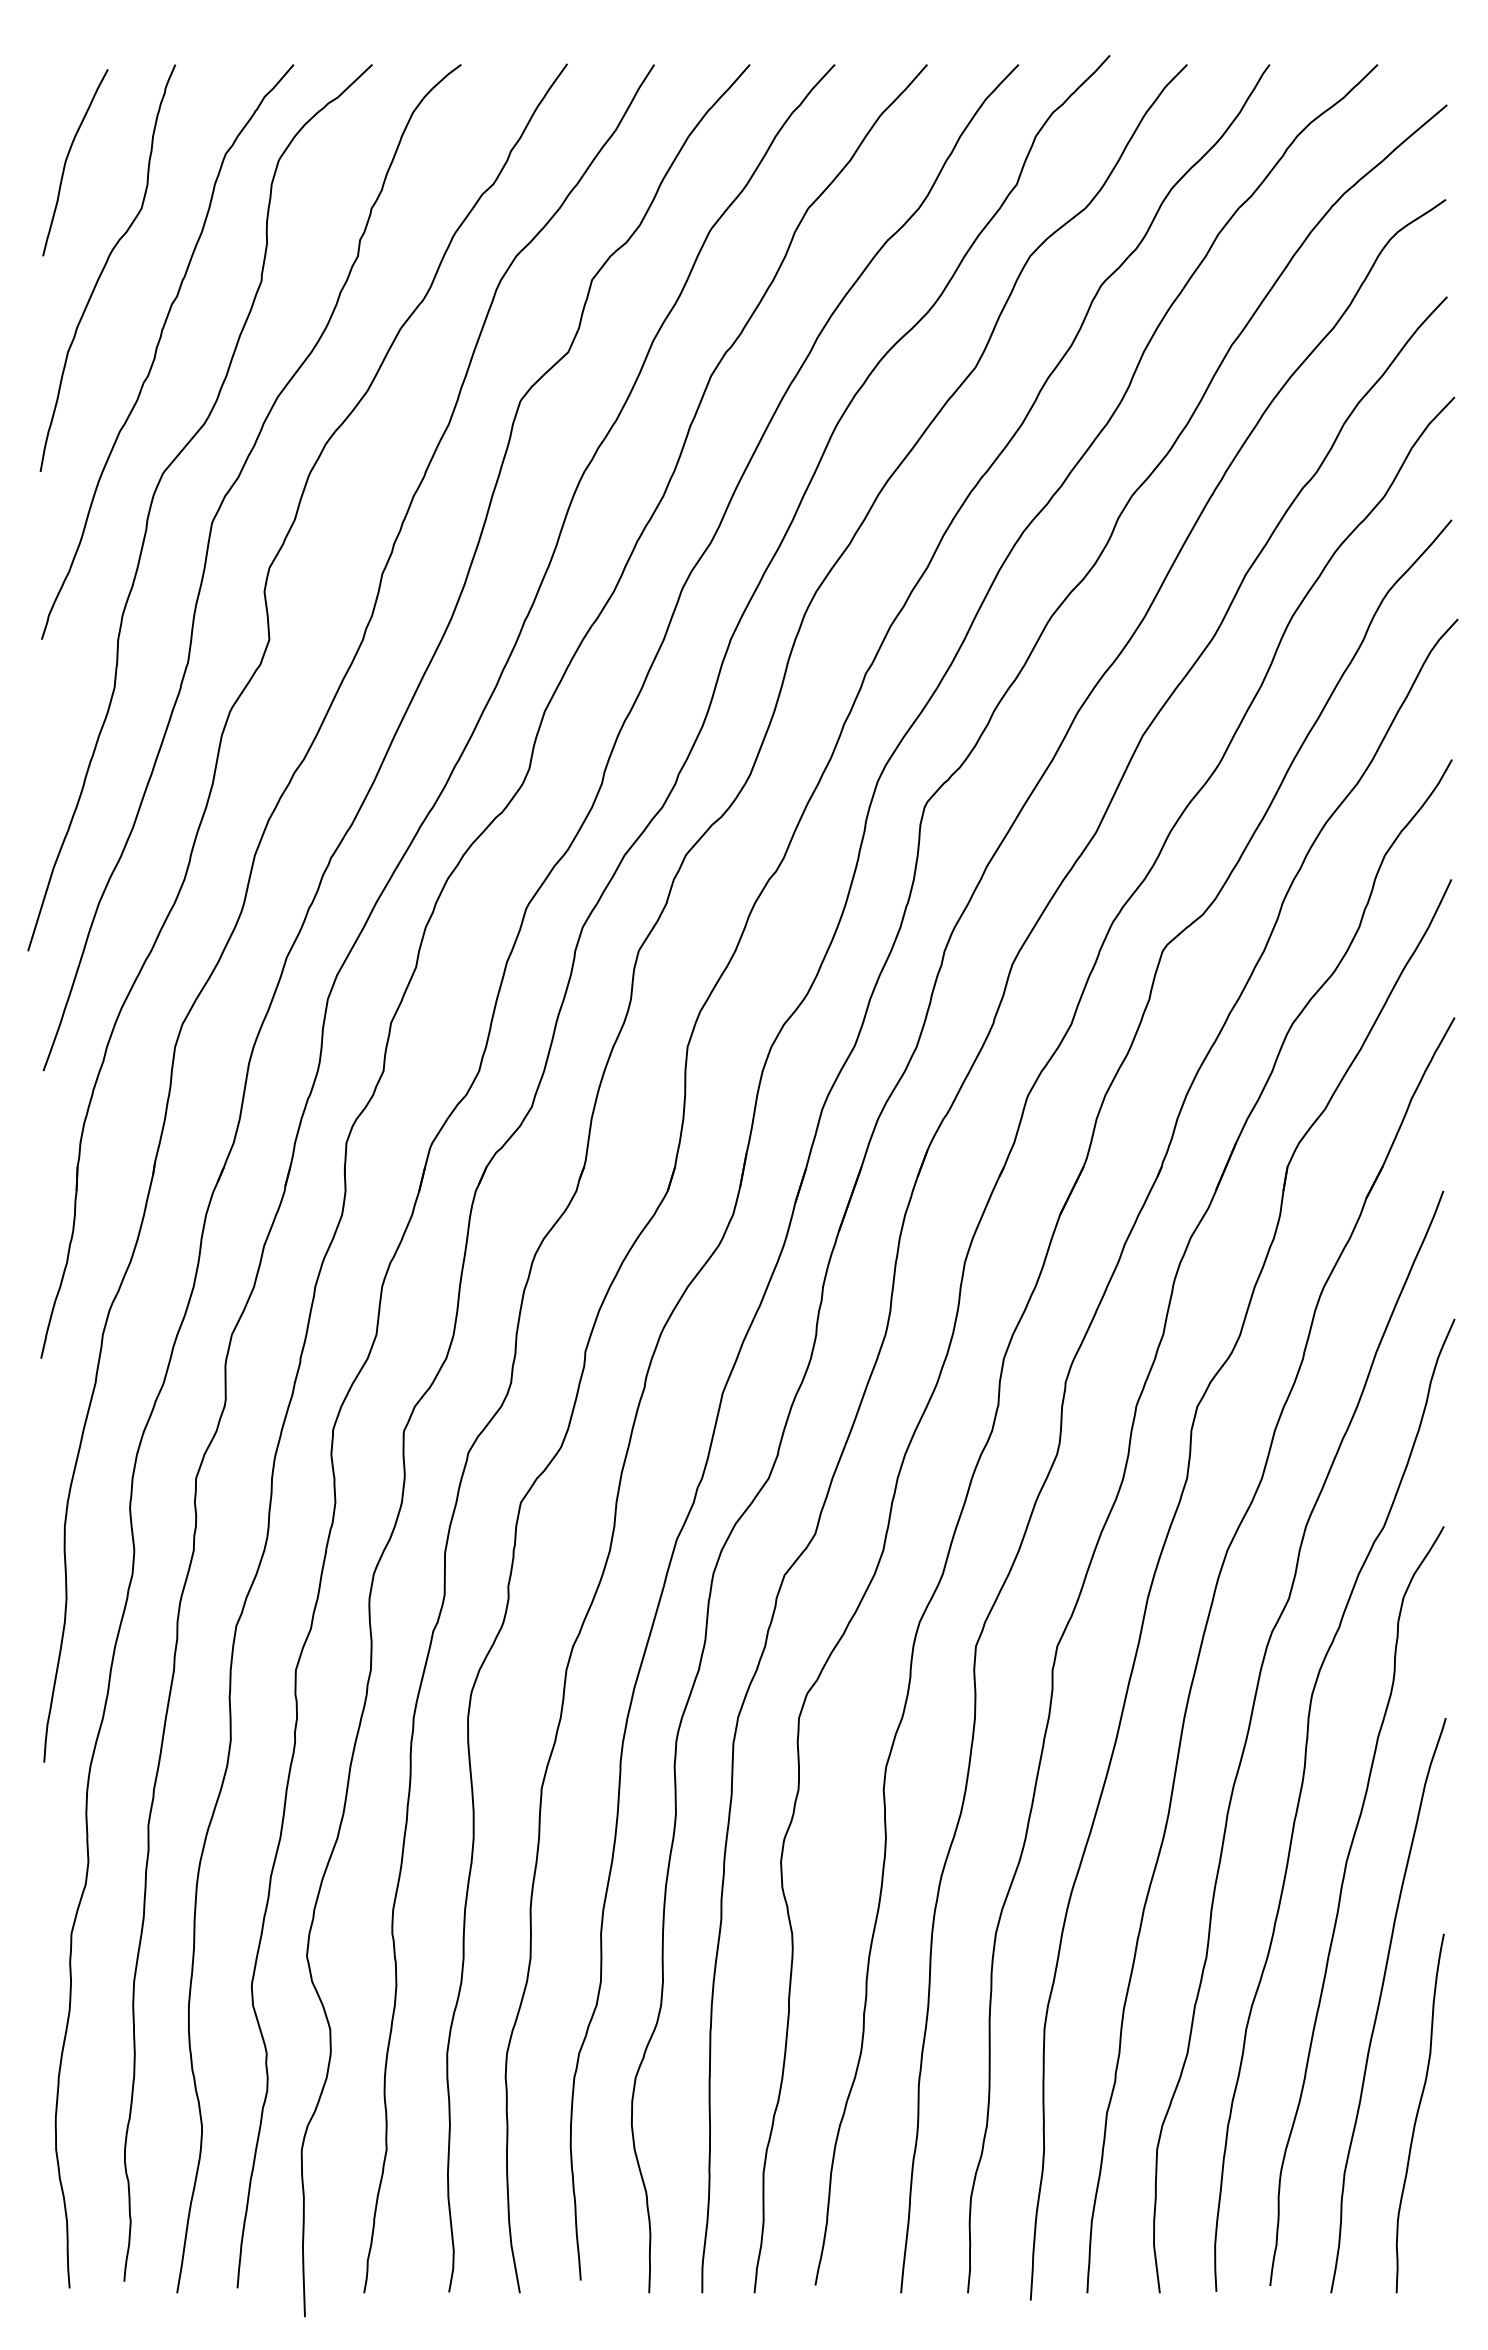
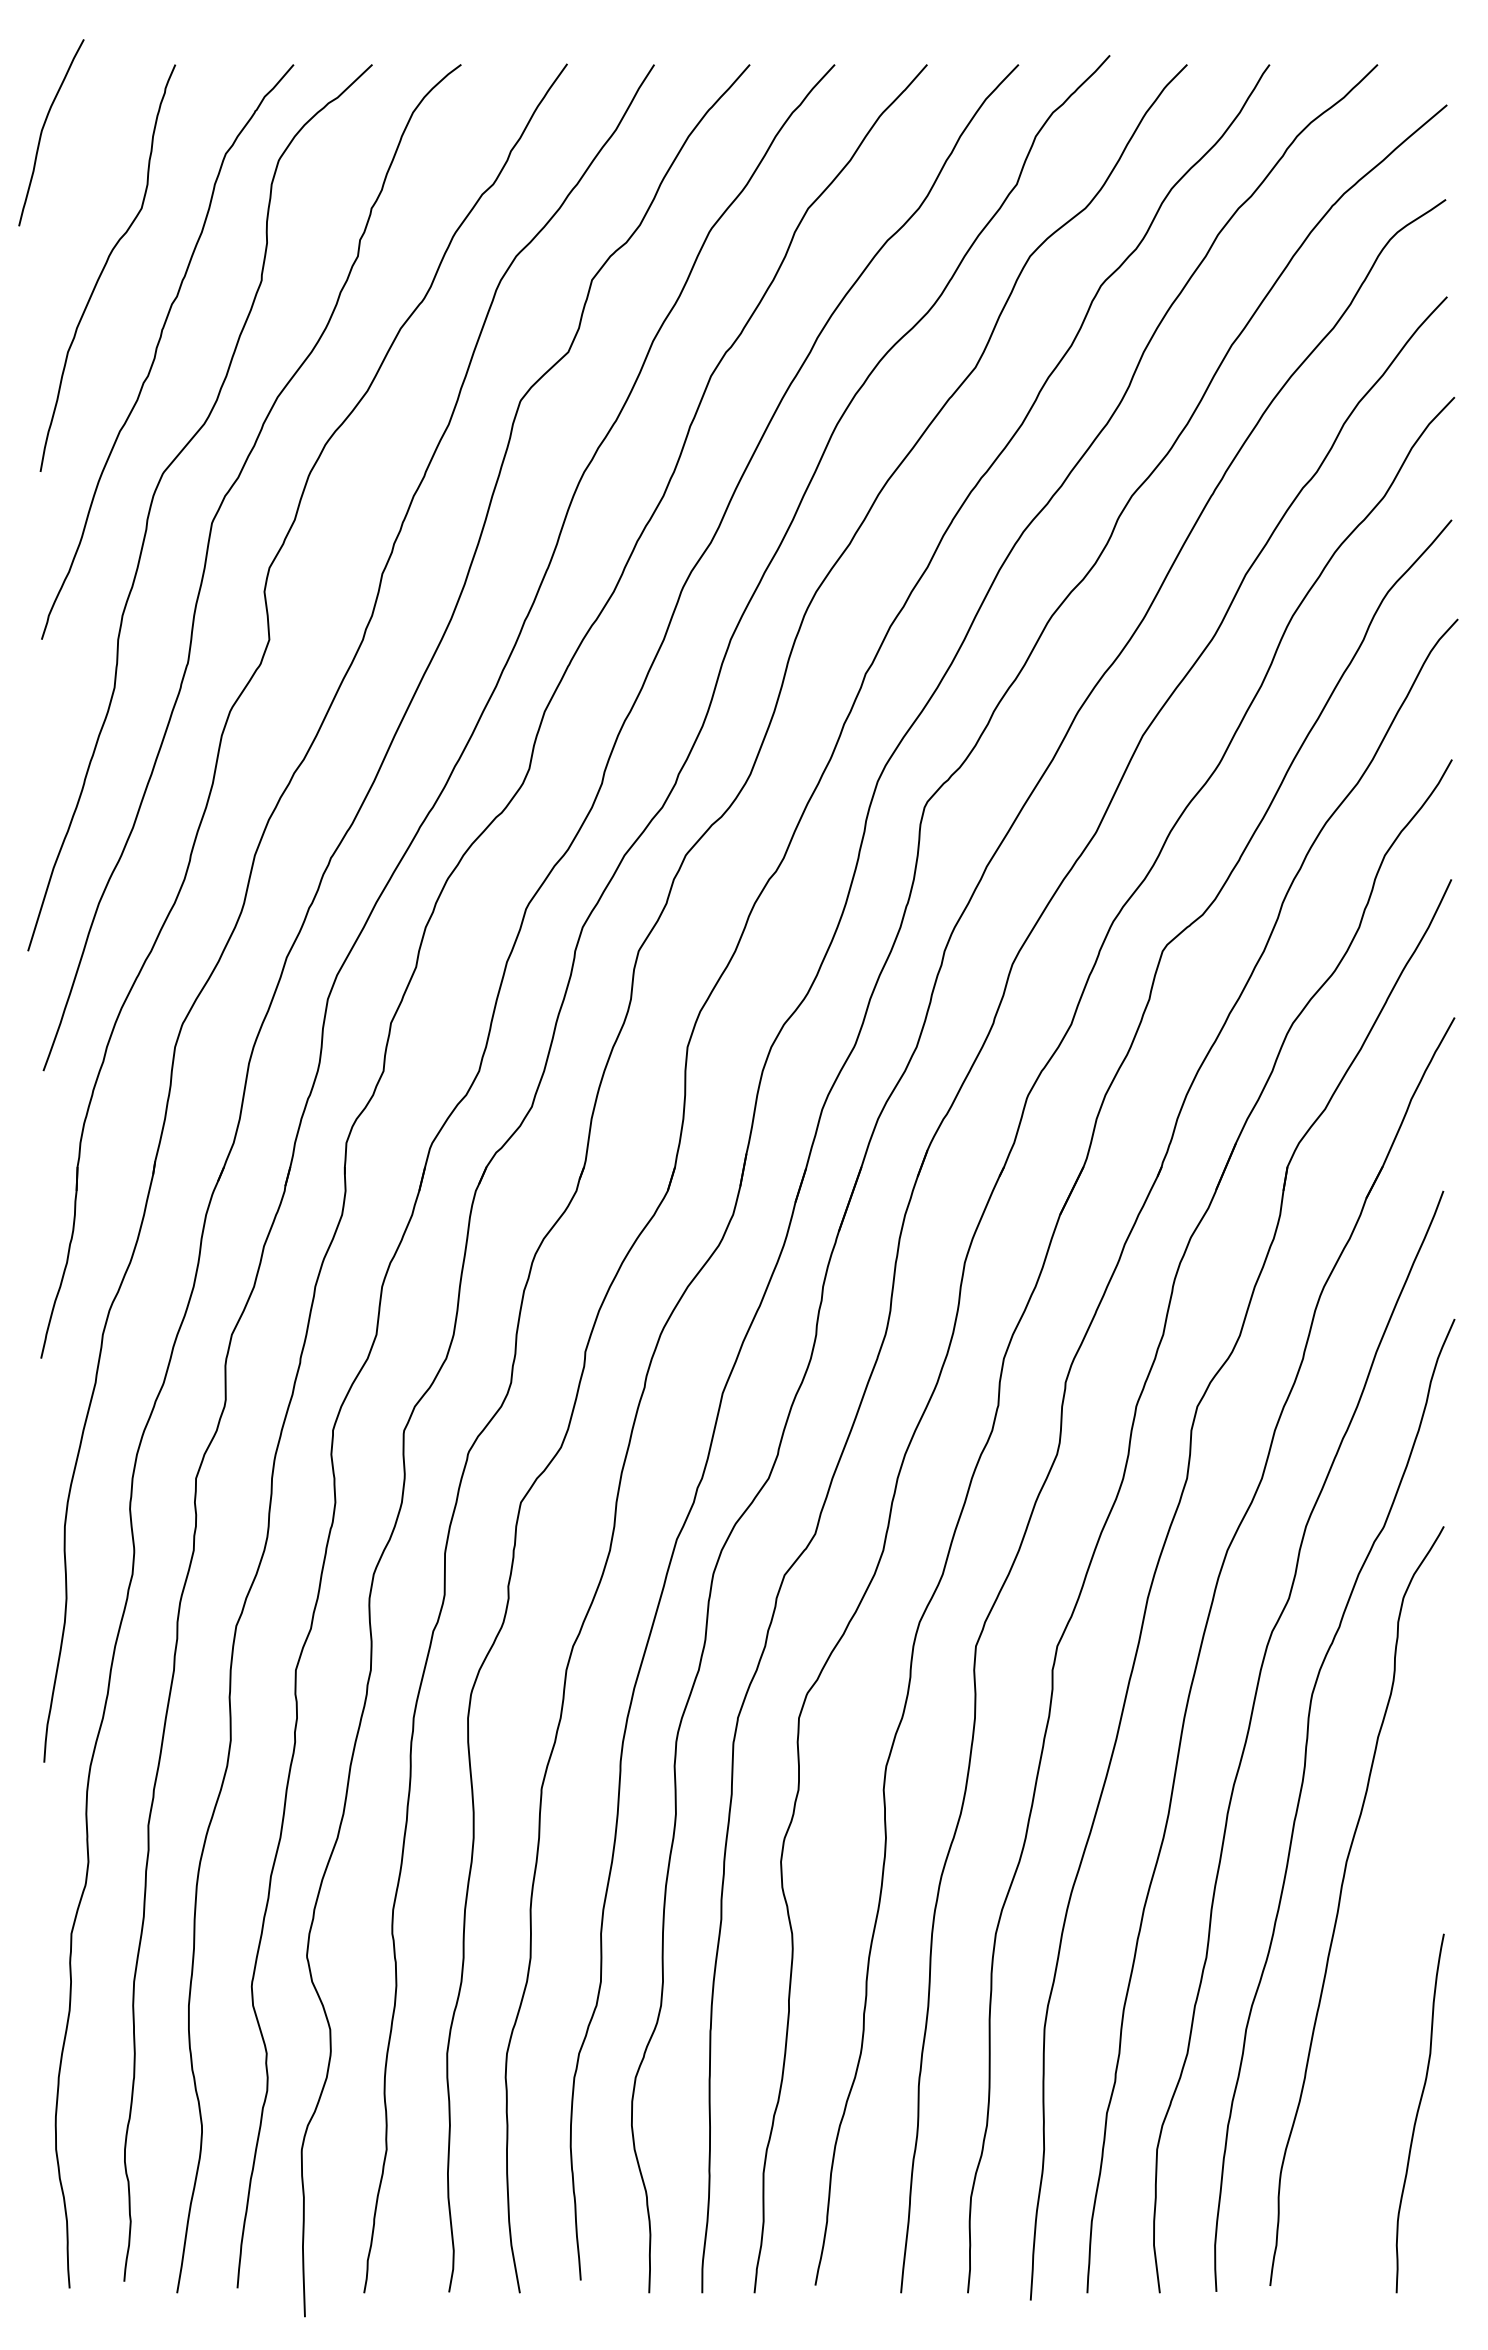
curve position: (67, 159) -> (43, 129) (43, 129)
curve: present -> none (1380, 2002)
